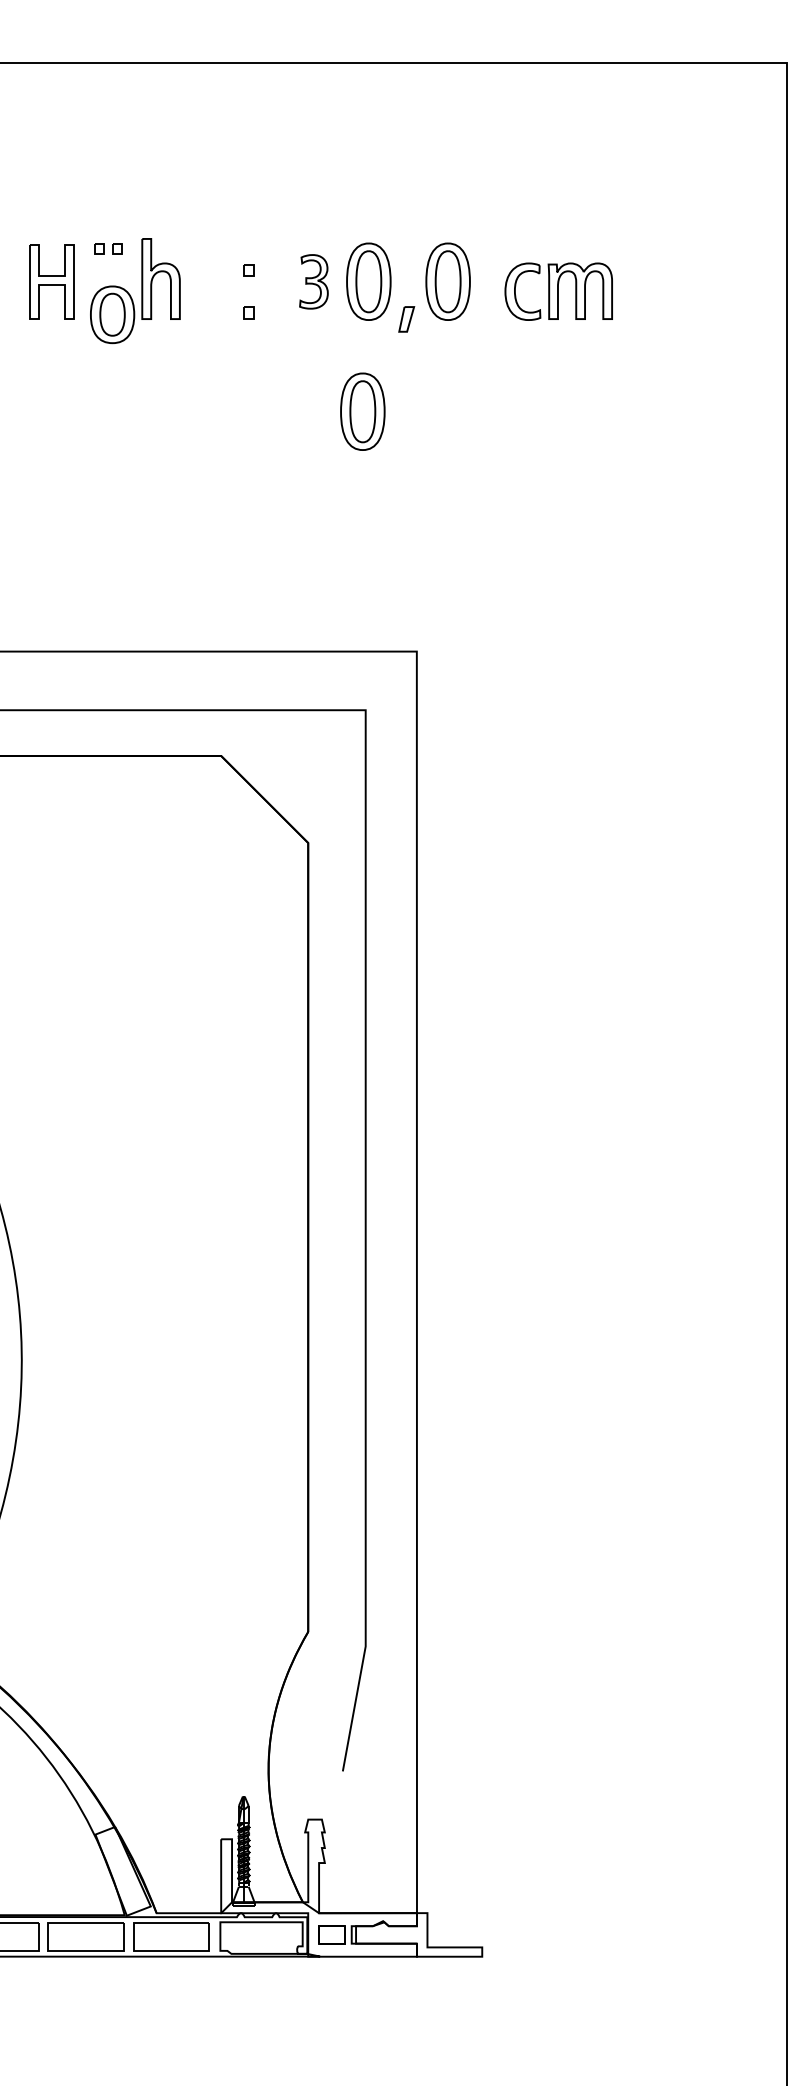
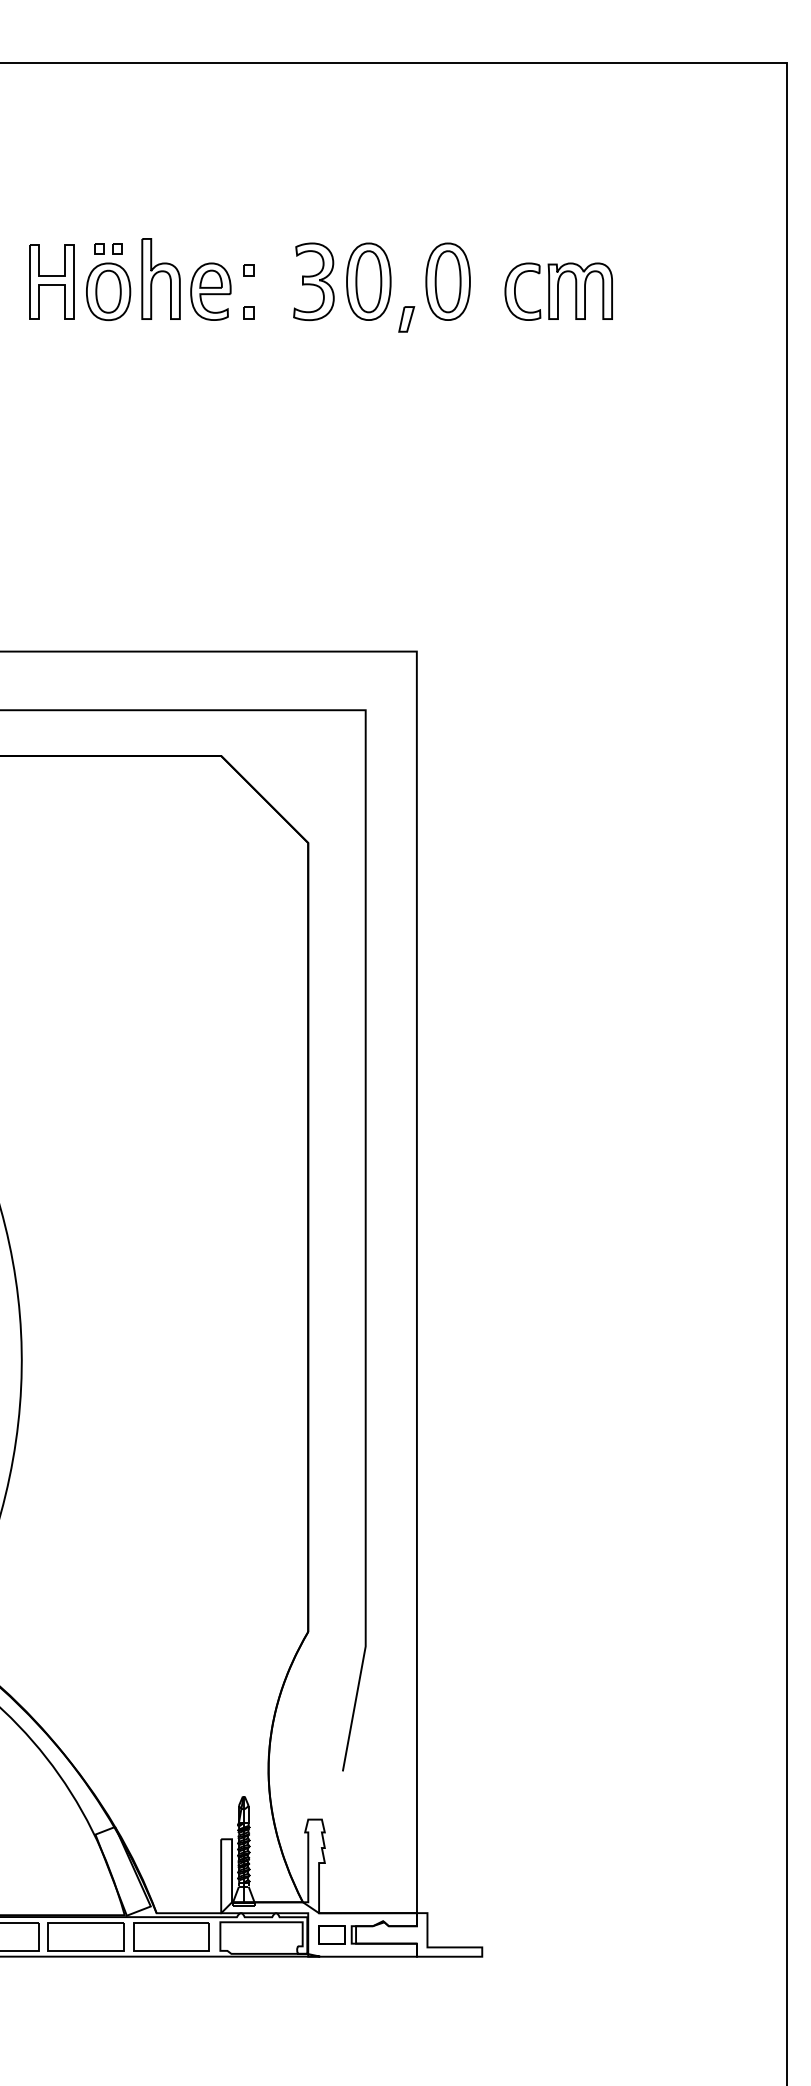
part size: 30x56 px -> 42x80 px (313, 281)
part: none -> present (210, 291)
part position: (112, 314) -> (108, 291) (108, 291)
part: present -> none (362, 411)
